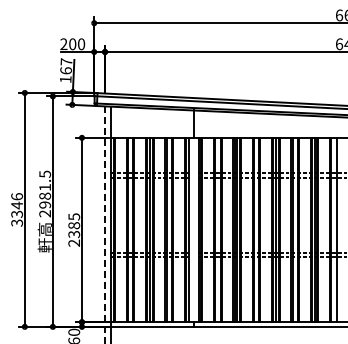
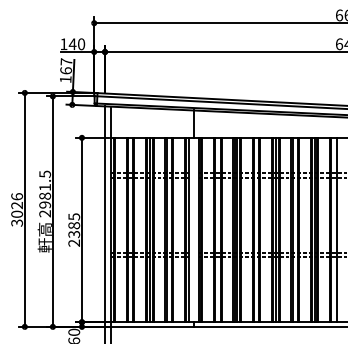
text: 200 -> 140 (68, 44)
text: 3346 -> 3026 (16, 209)
line: dashed -> solid (105, 225)
